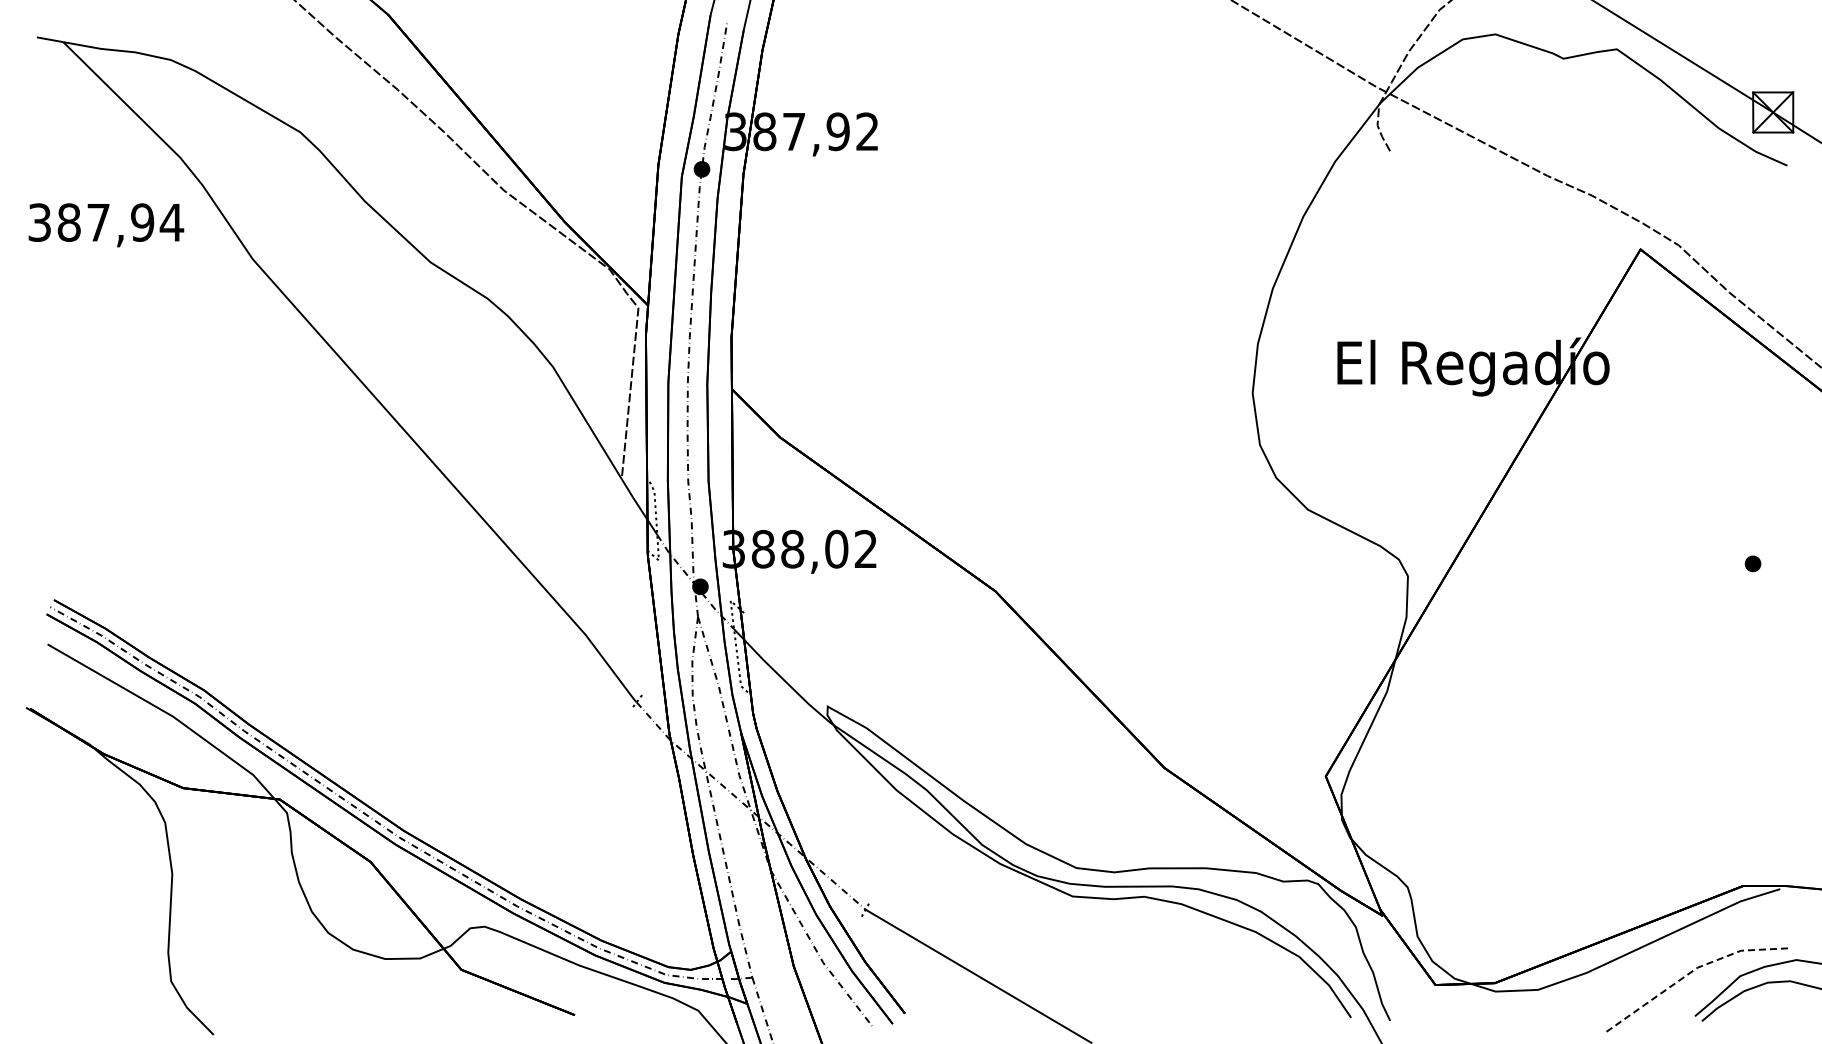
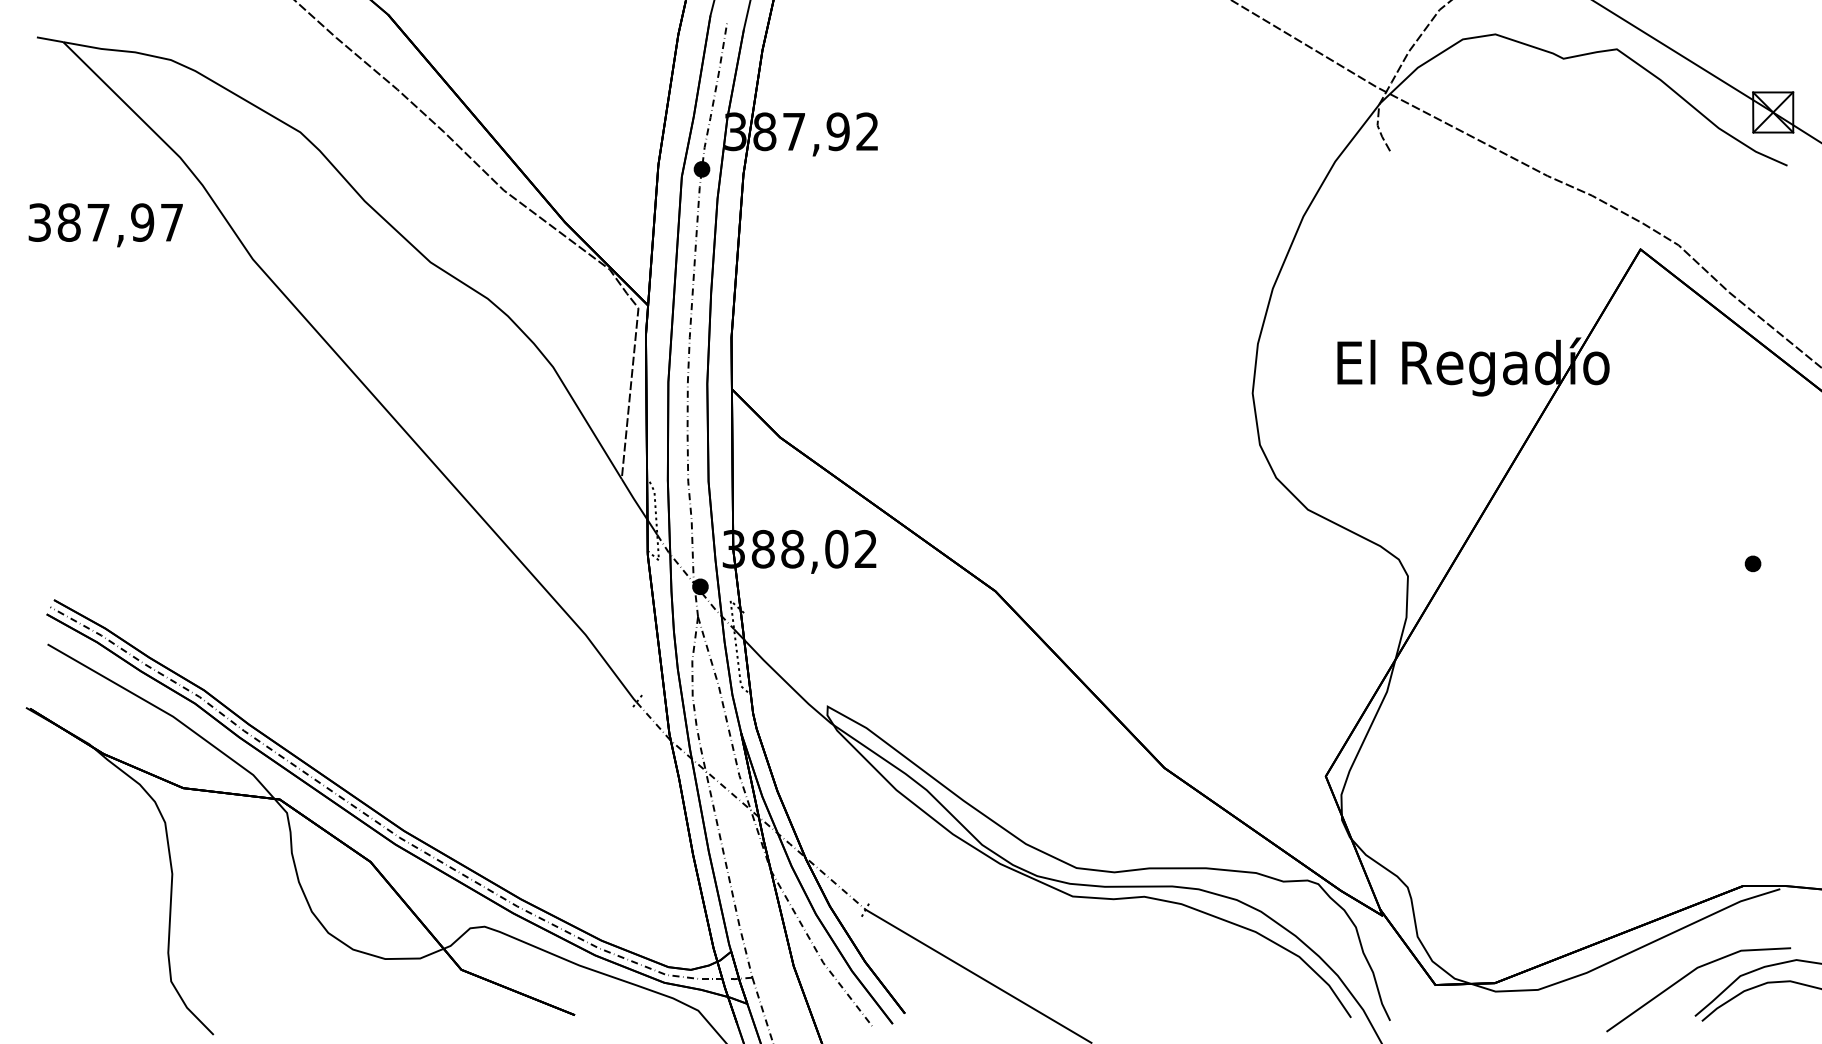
text: 387,94 -> 387,97 (171, 222)
line: dashed -> solid (1692, 971)
